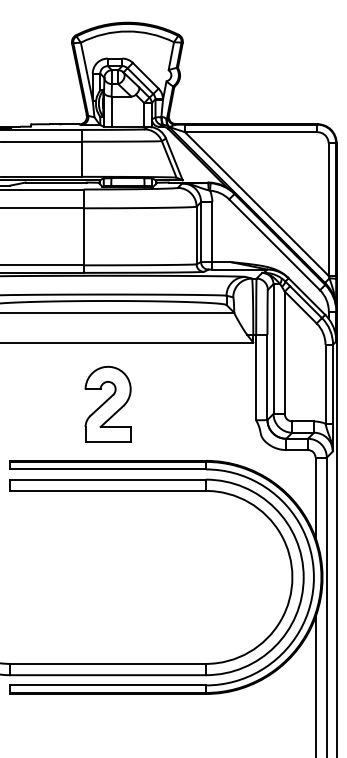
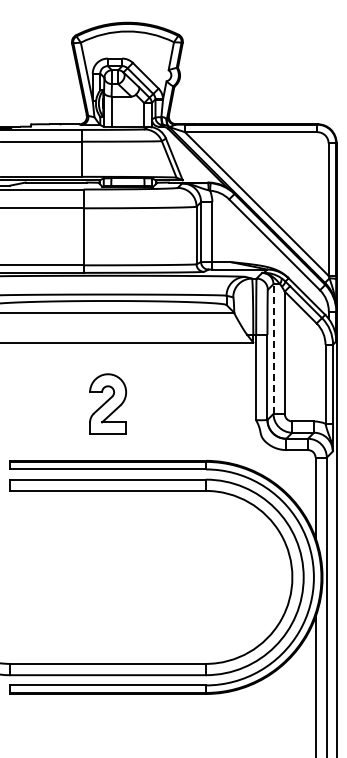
line: solid -> dashed (273, 349)
part size: 48x78 px -> 38x62 px (107, 403)
